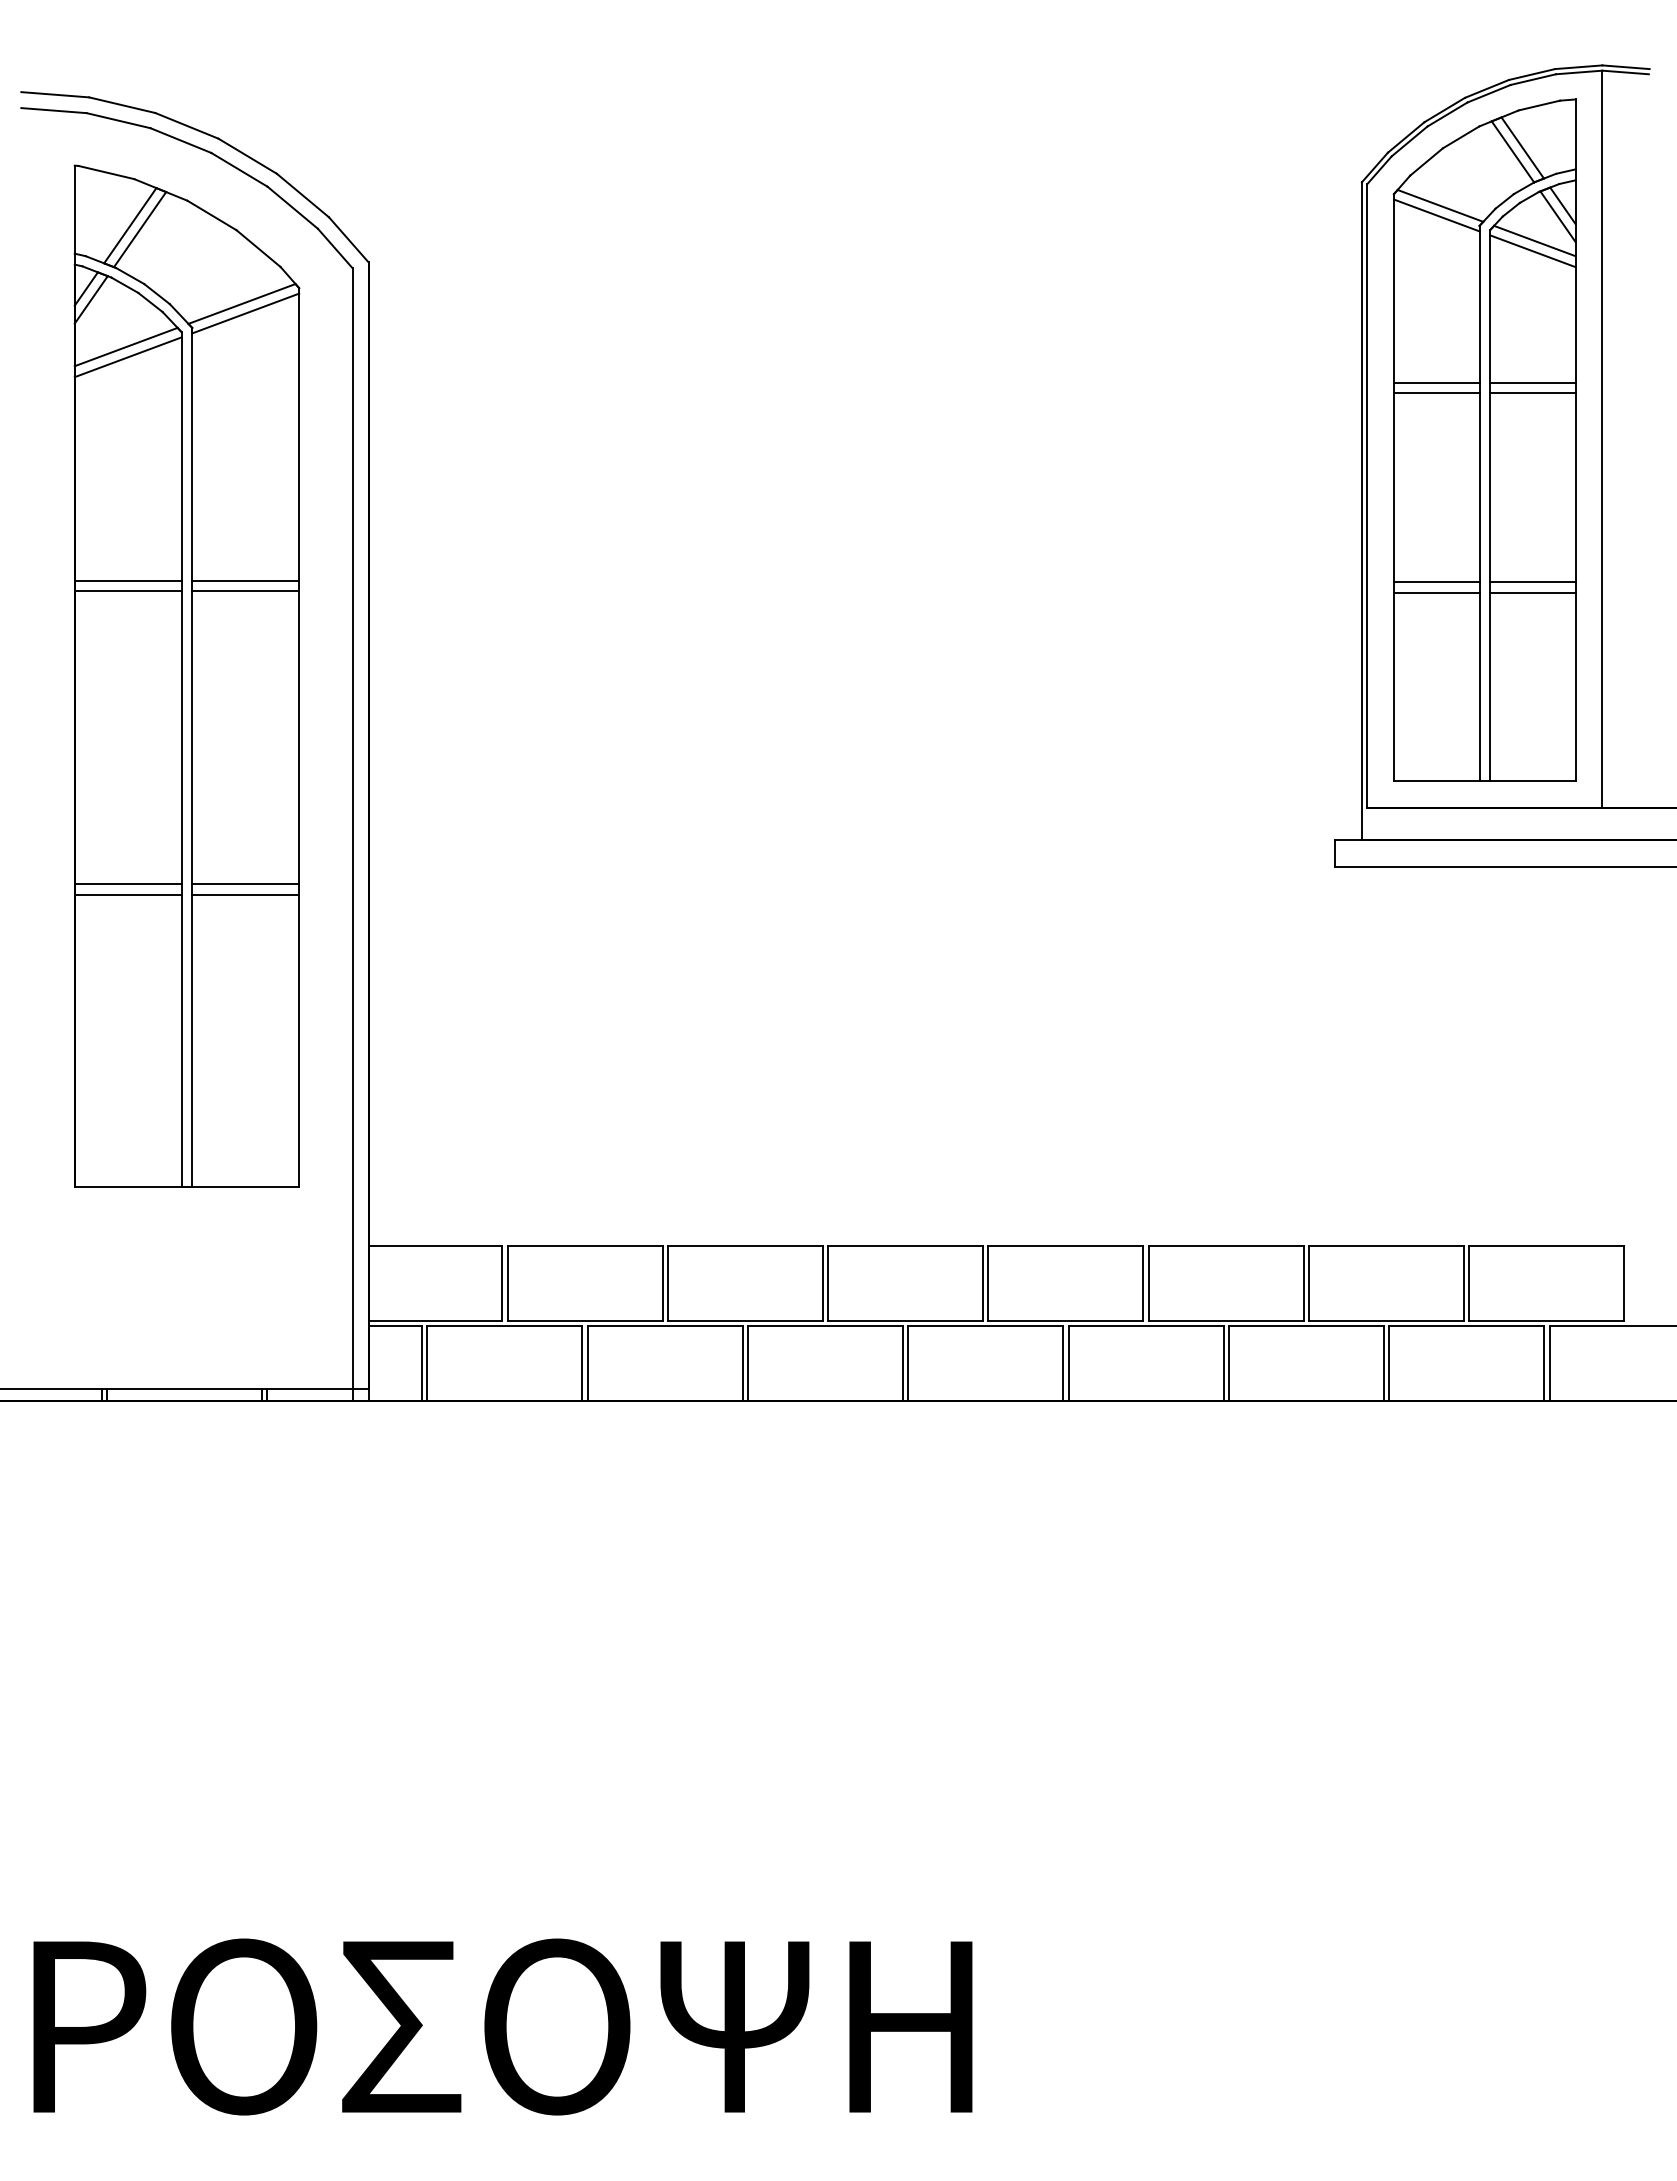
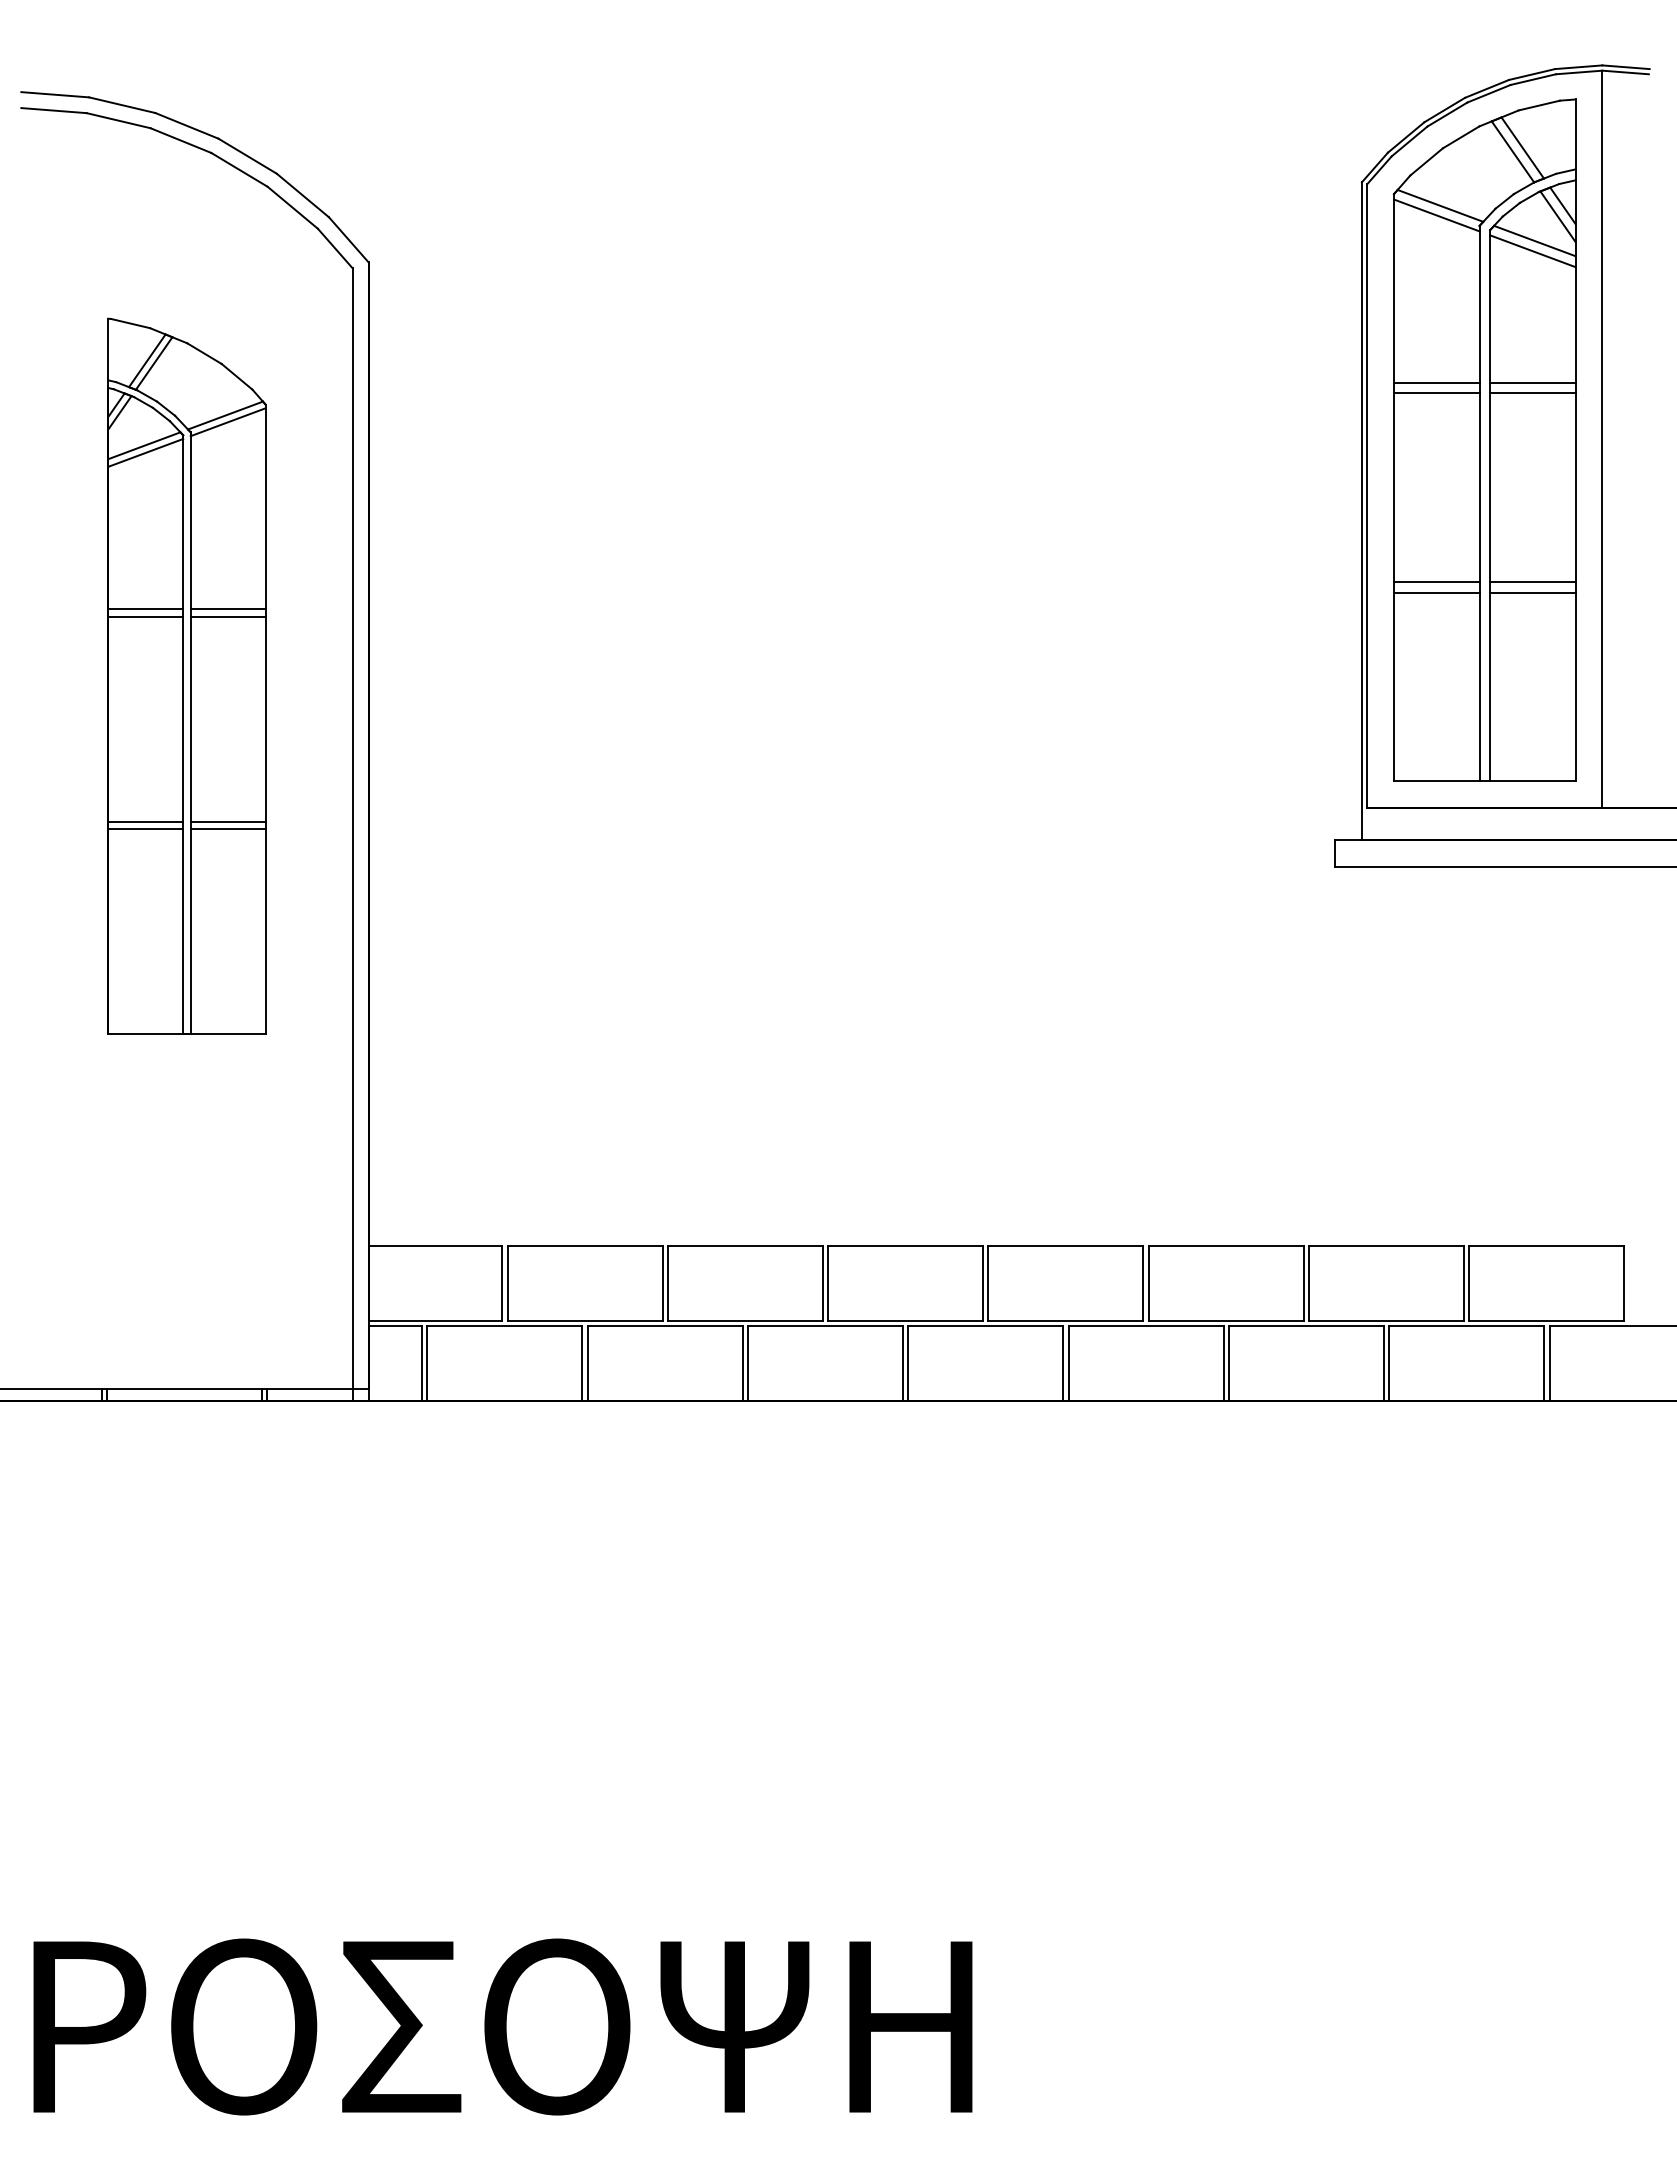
part size: 228x1024 px -> 160x718 px (186, 675)
